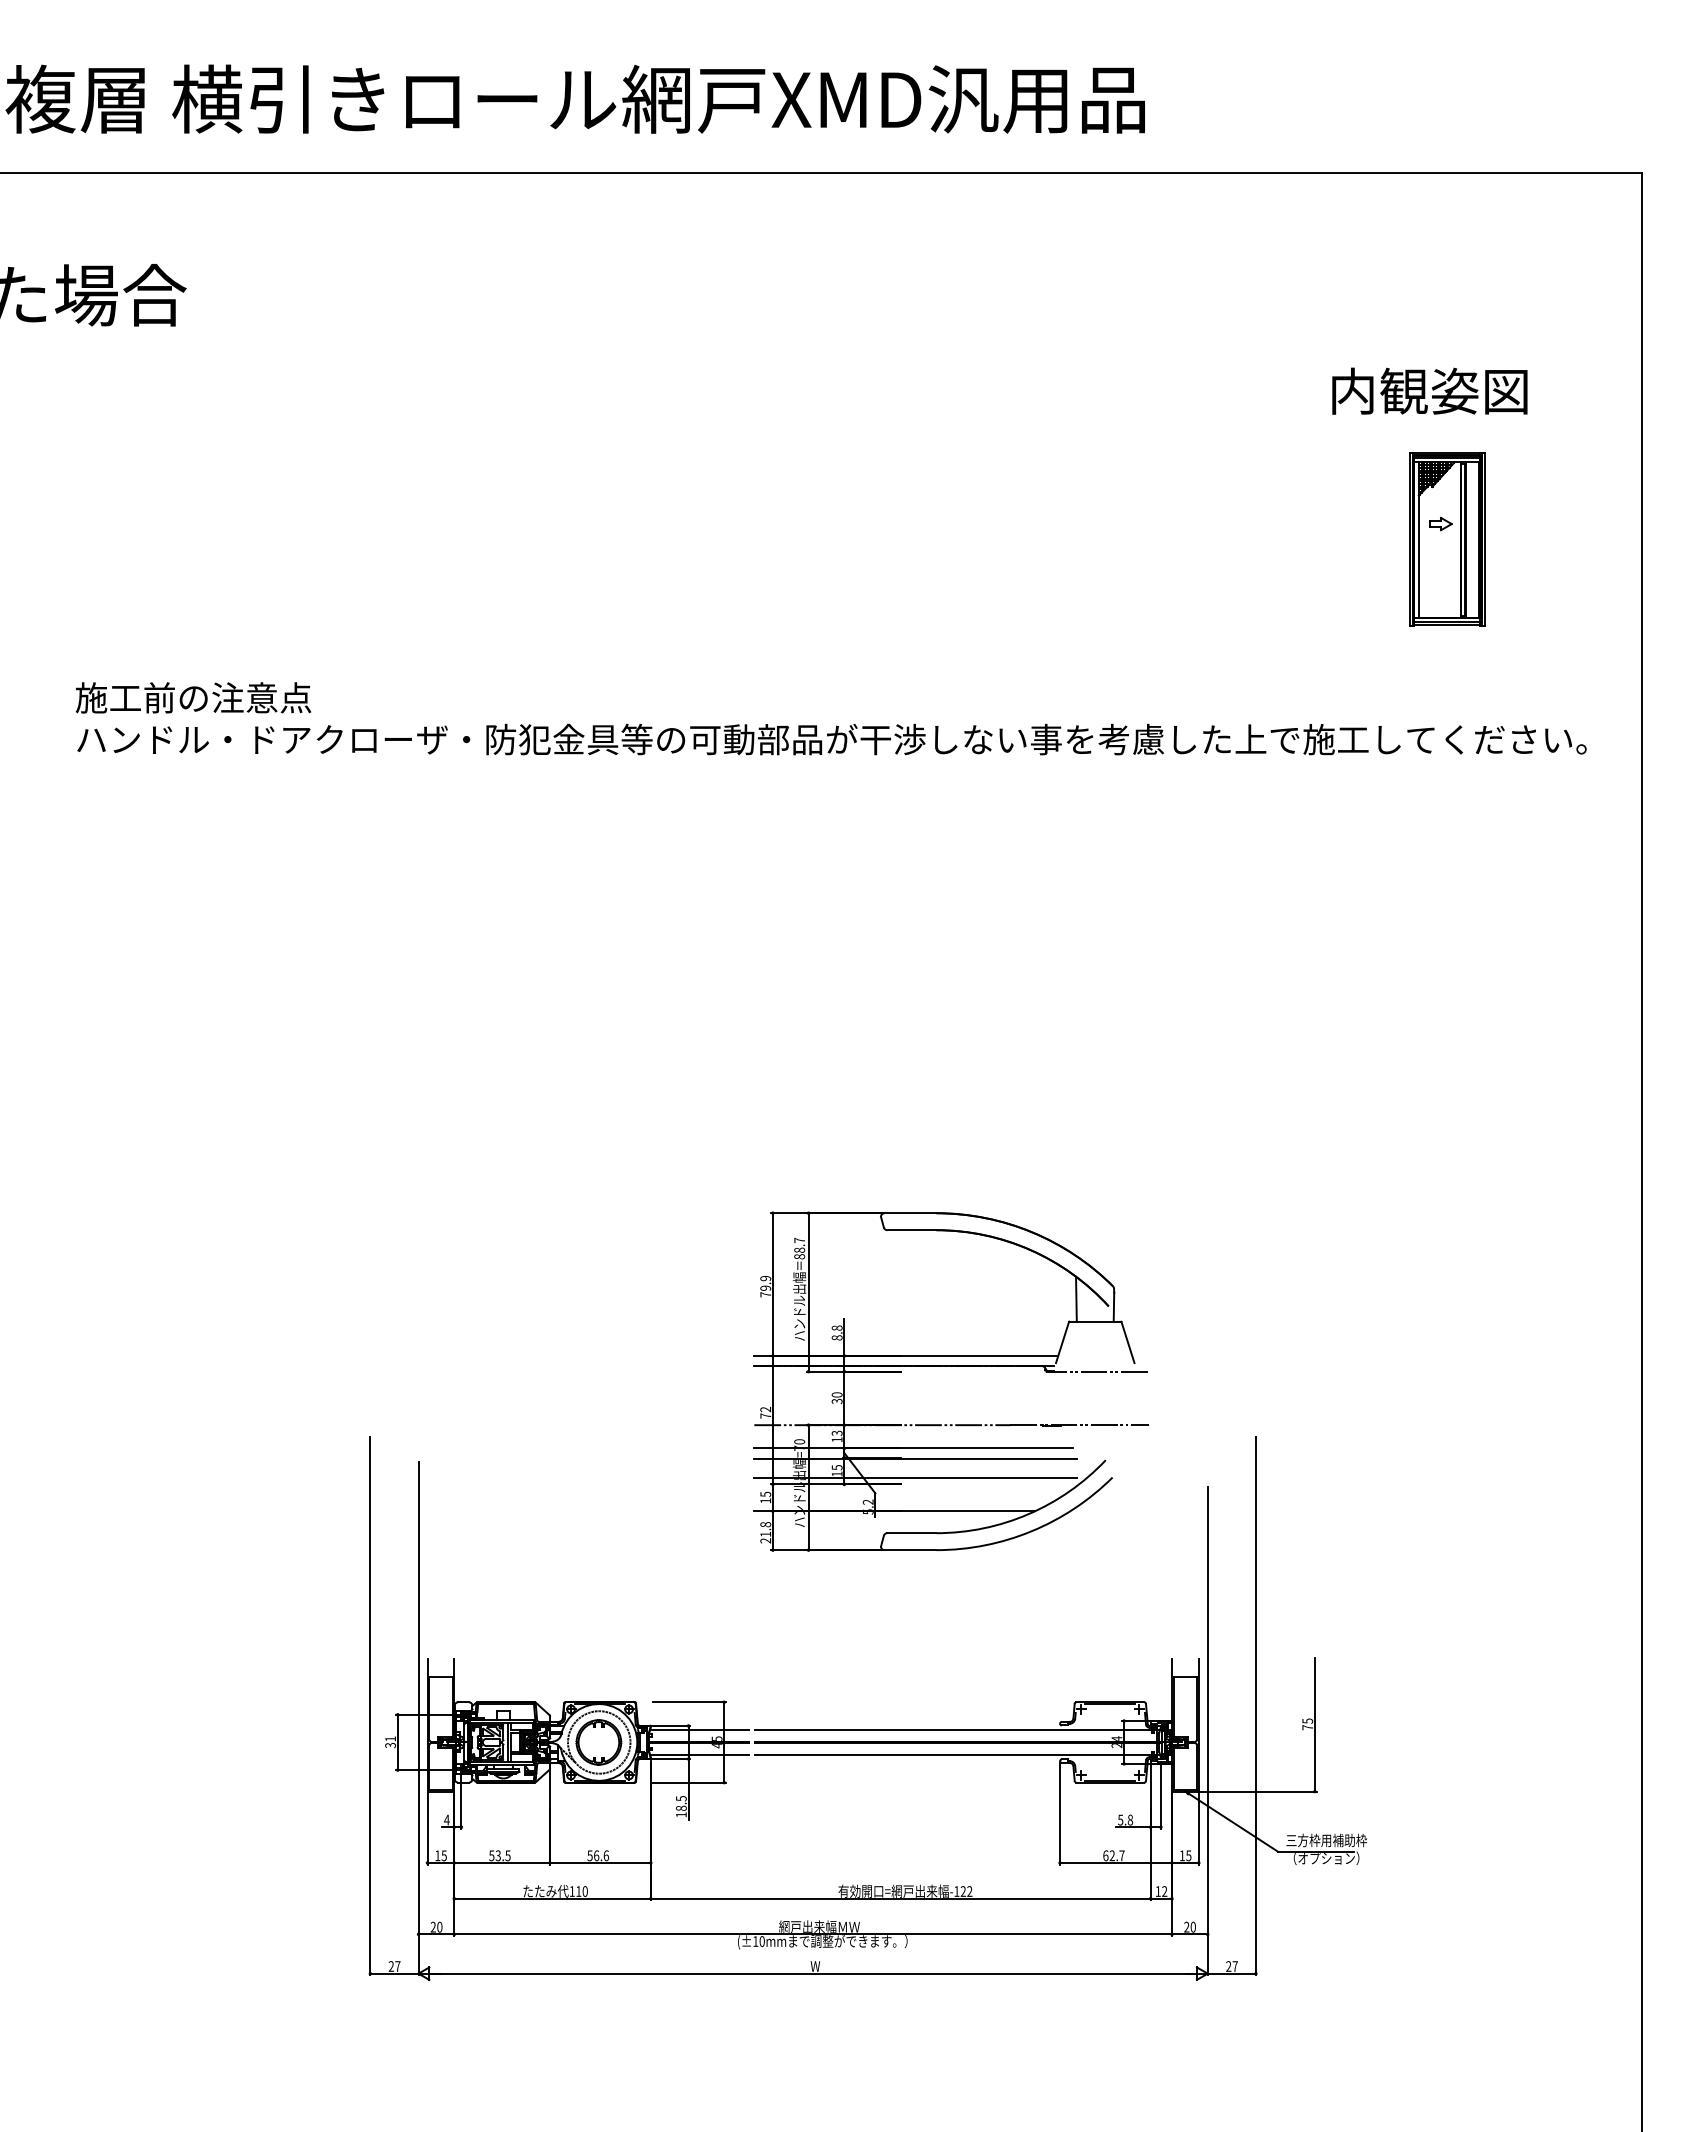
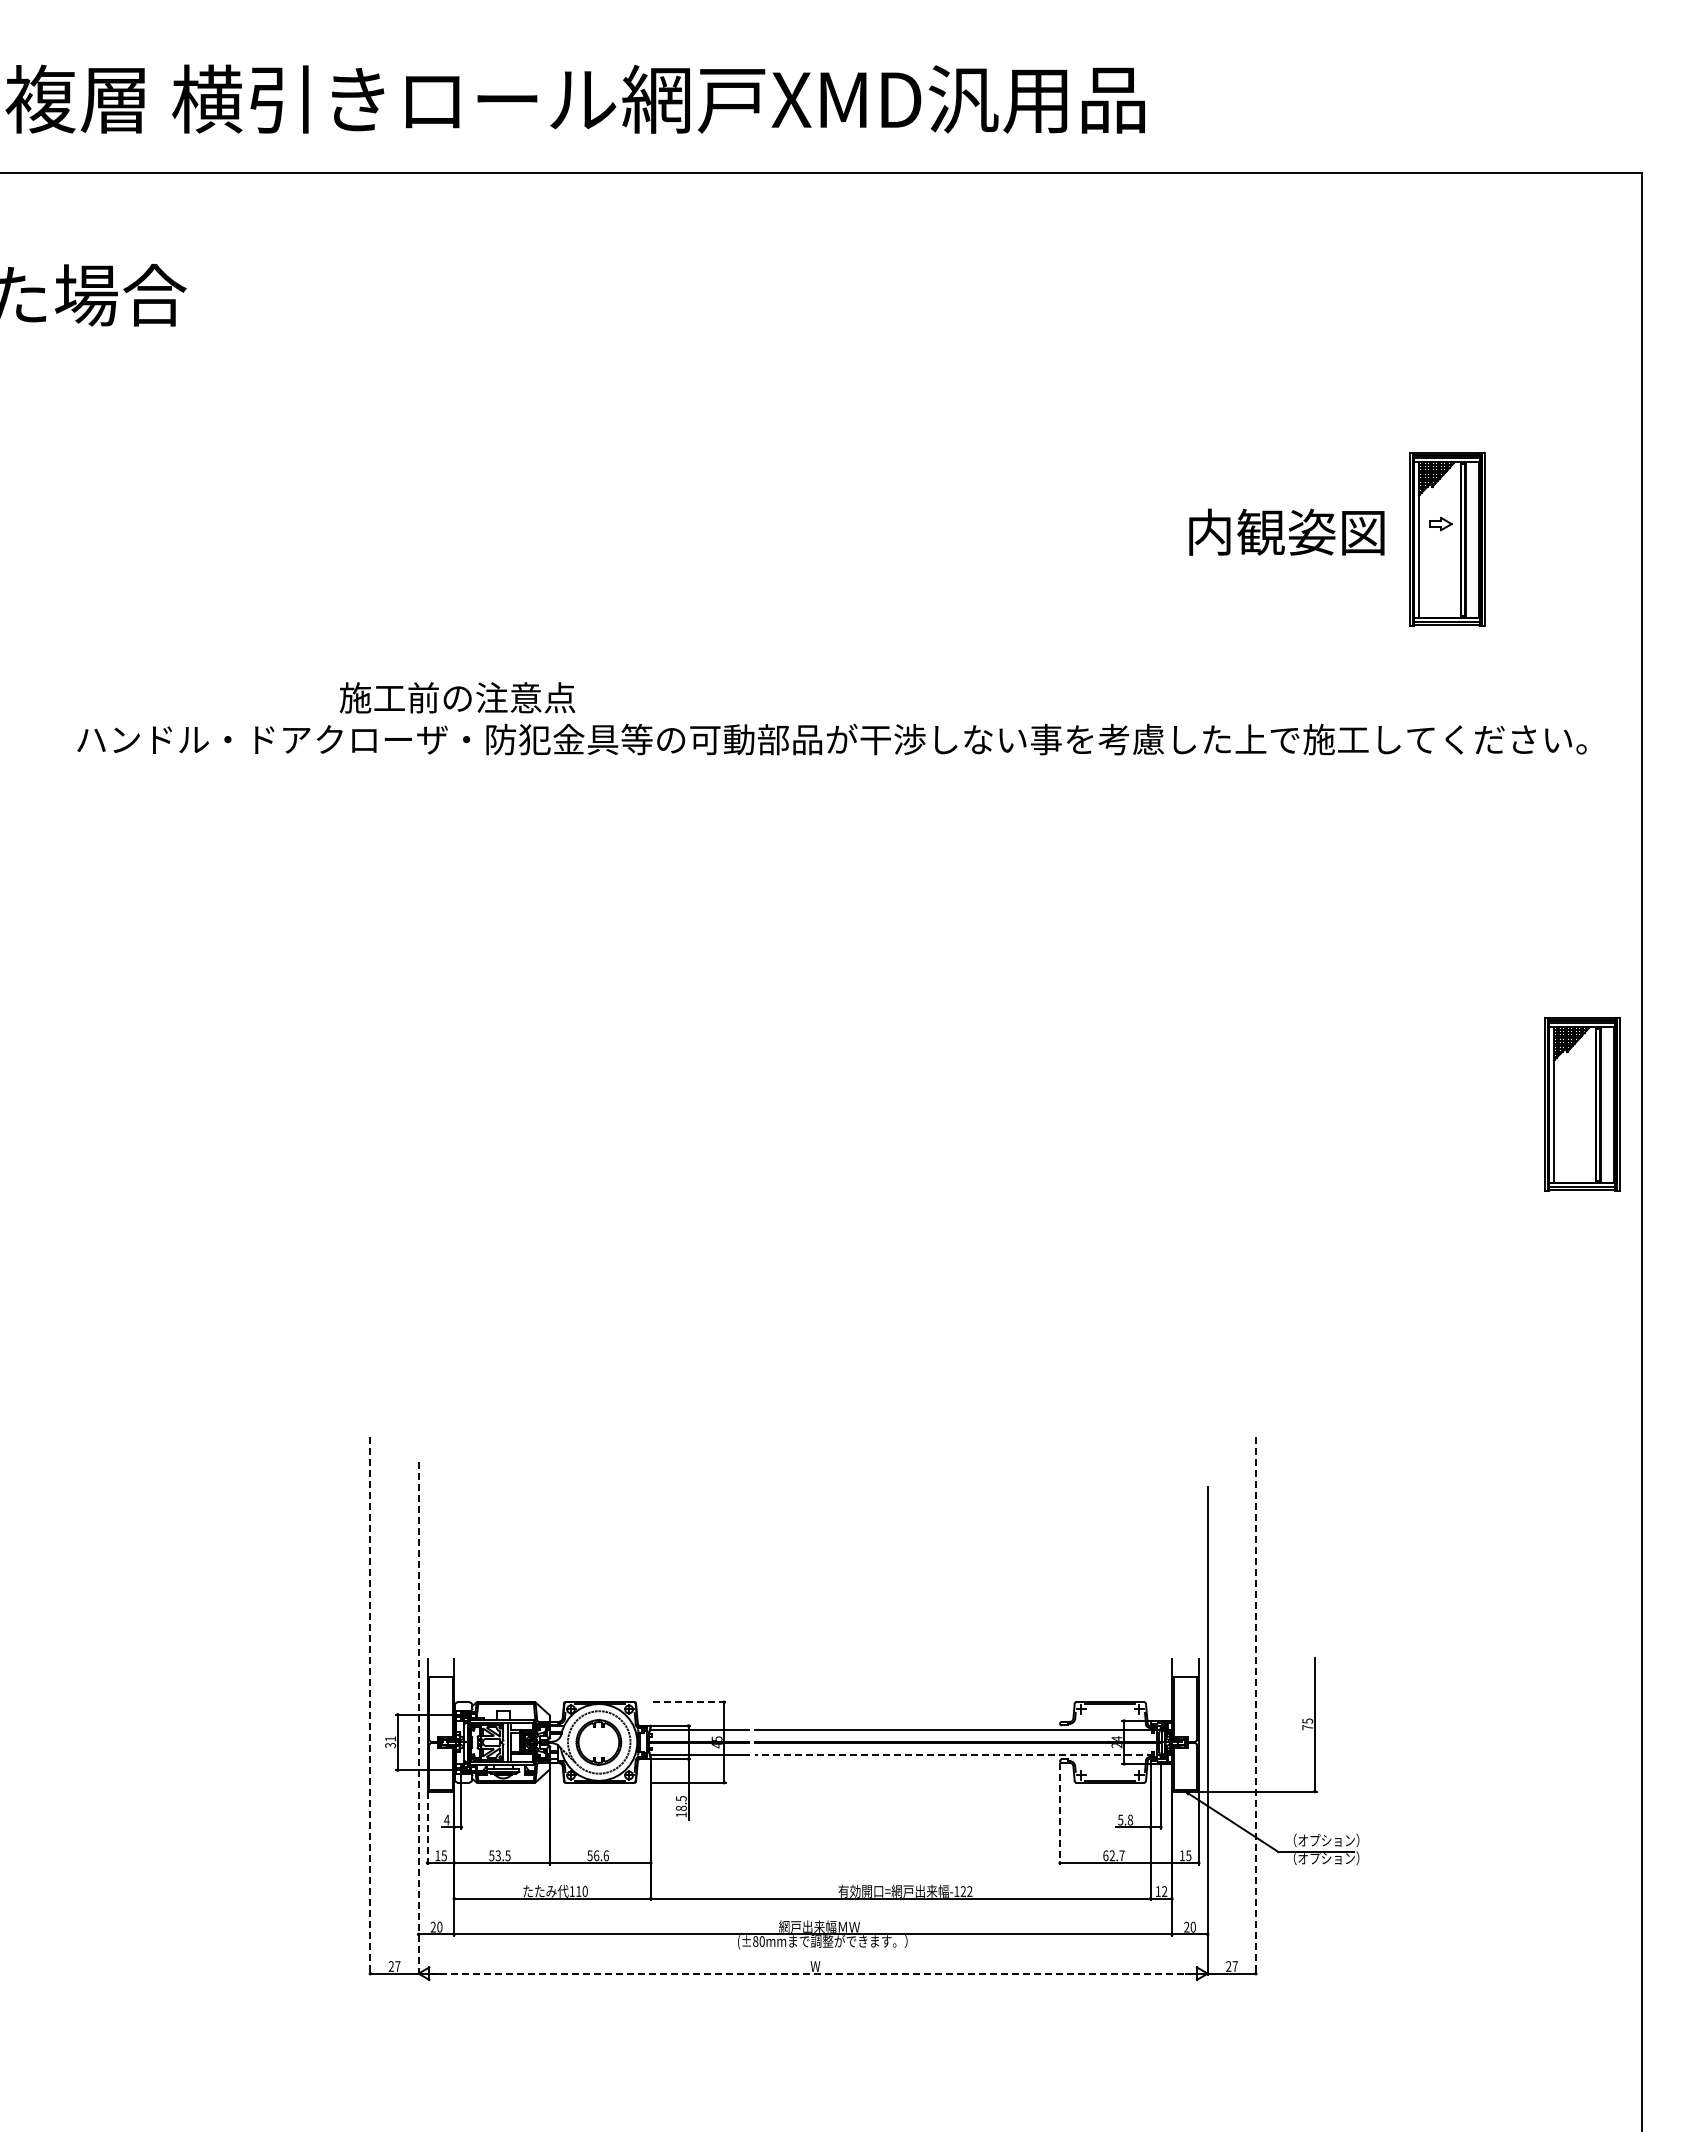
text position: (1429, 390) -> (1286, 531) (1286, 531)
text position: (193, 697) -> (457, 697) (457, 697)
part: none -> present (1582, 1104)
part: present -> none (950, 1366)
line: solid -> dashed (689, 1702)
line: solid -> dashed (370, 1706)
line: solid -> dashed (1255, 1706)
line: solid -> dashed (418, 1719)
line: solid -> dashed (959, 1755)
line: solid -> dashed (1060, 1813)
line: solid -> dashed (427, 1829)
text: 三方枠用補助枠 -> （オプション） (1326, 1840)
text: (±10mm -> (±80mm (755, 1941)
line: solid -> dashed (812, 1973)
